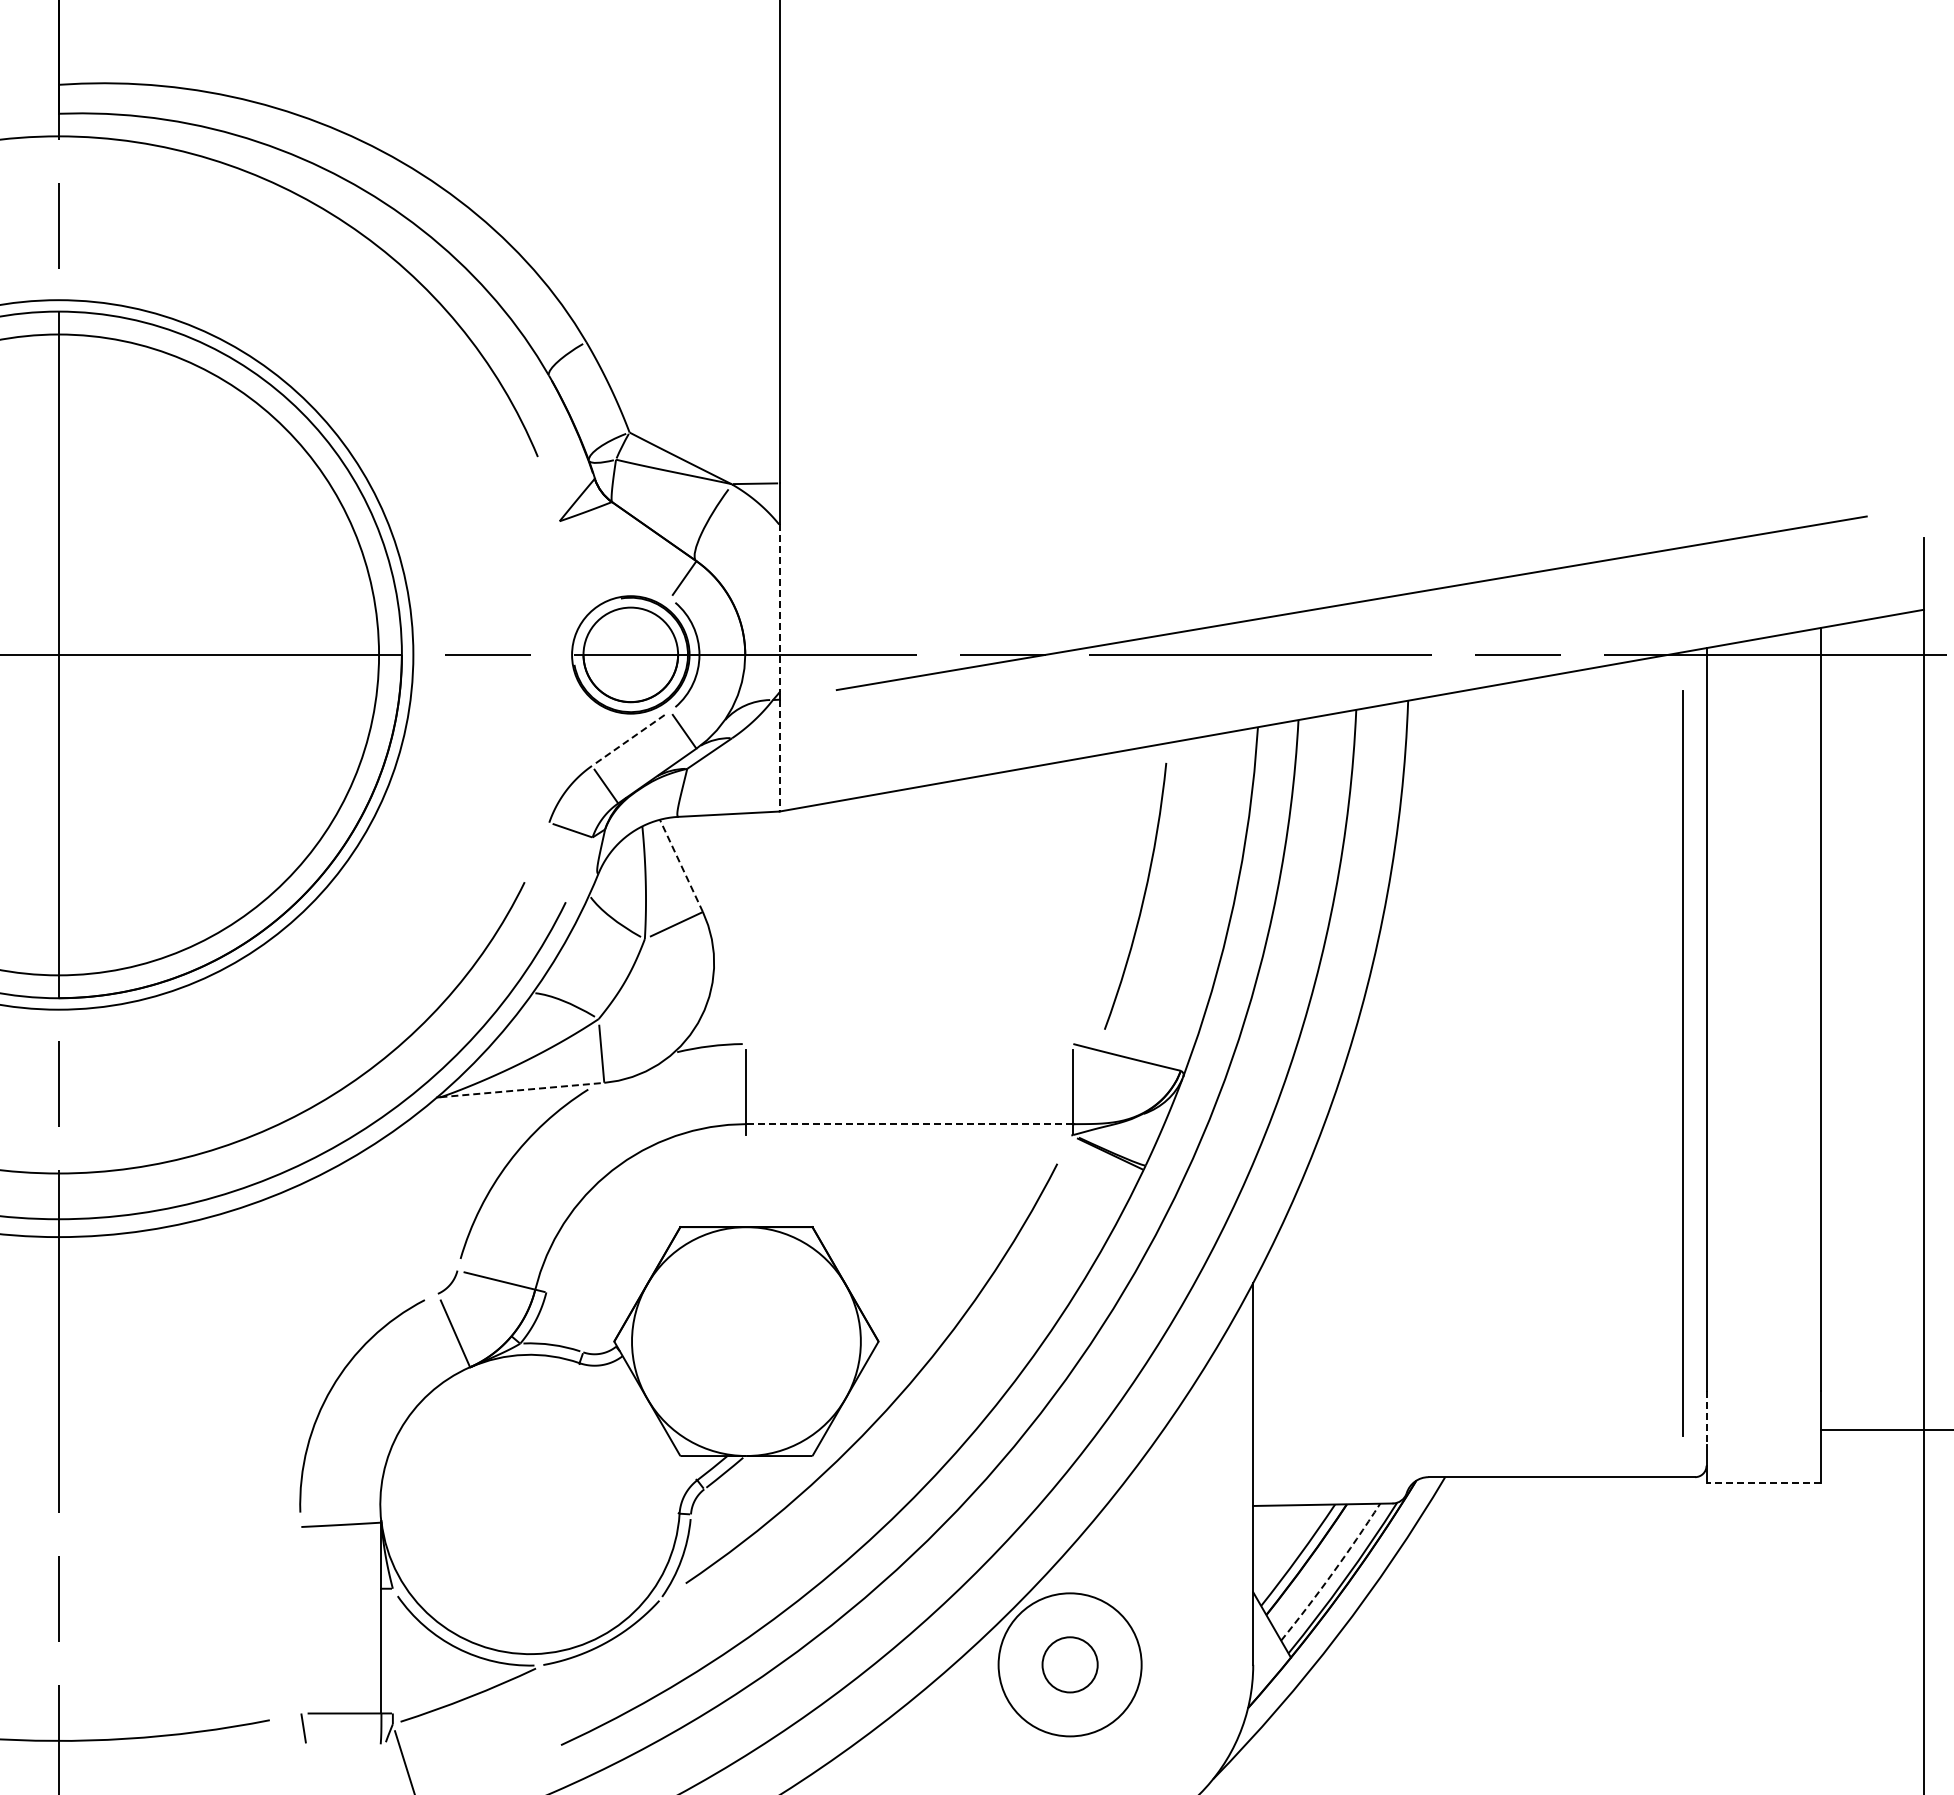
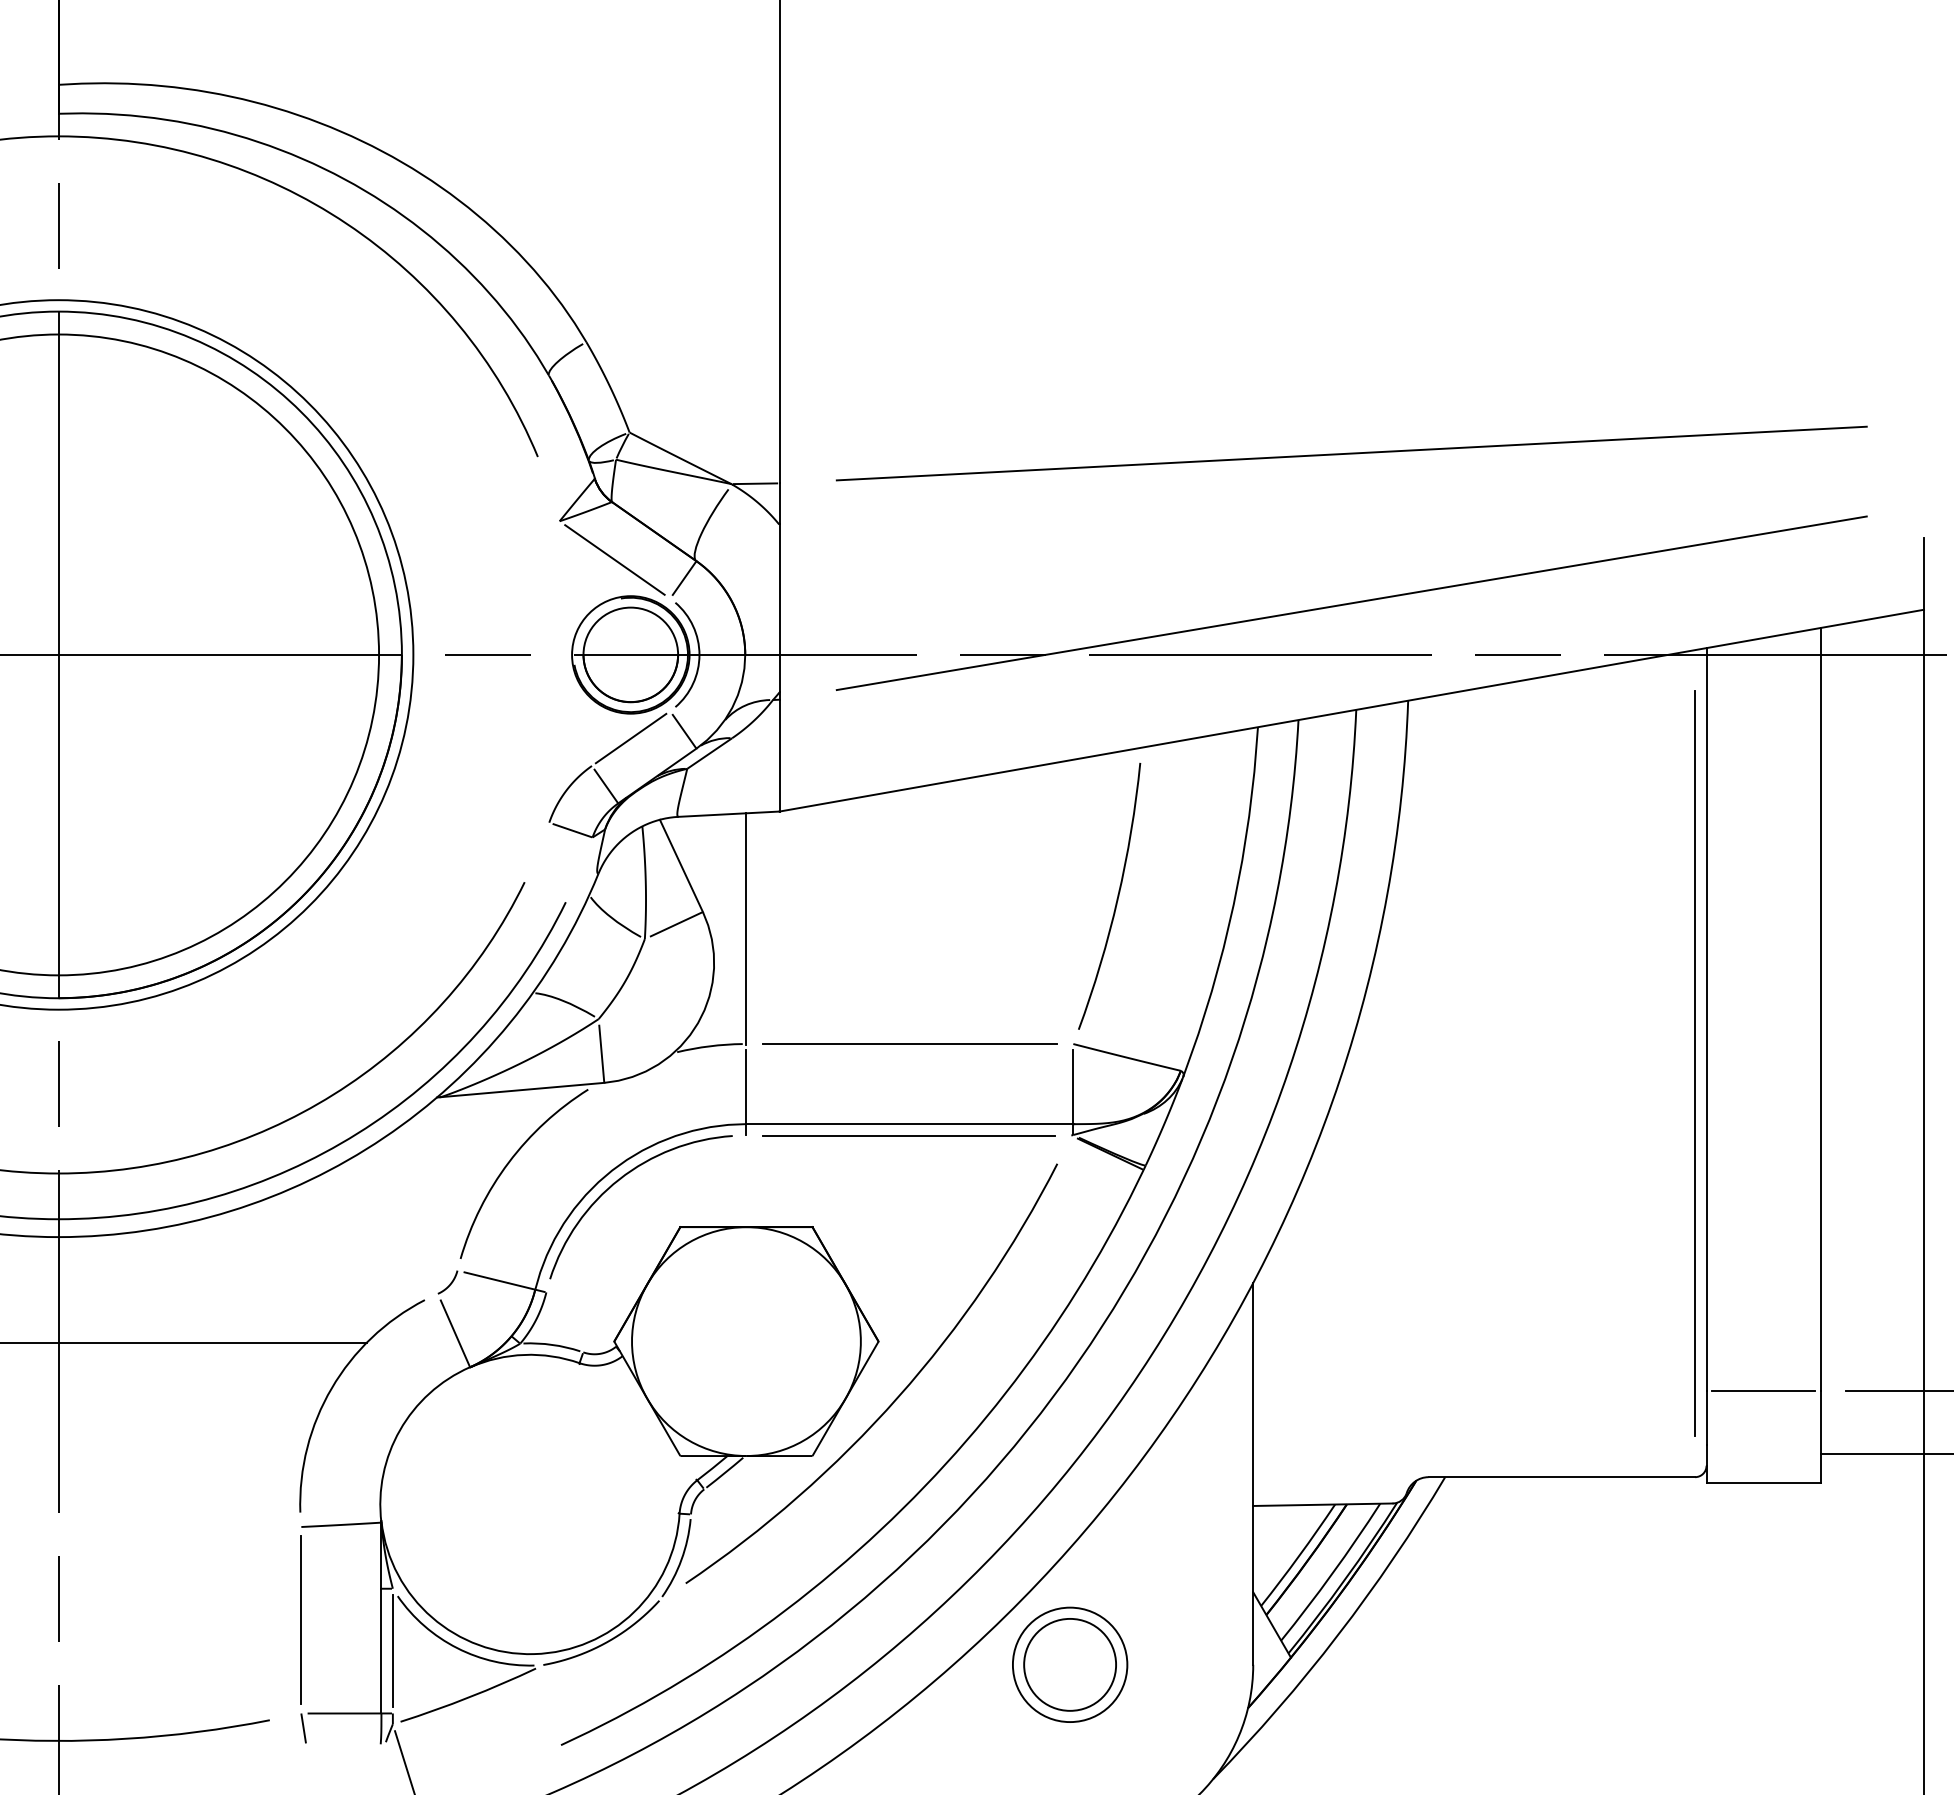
line: none -> present (1351, 453)
line: none -> present (614, 559)
line: dashed -> solid (779, 608)
line: dashed -> solid (631, 738)
line: dashed -> solid (779, 755)
line: dashed -> solid (681, 865)
arc position: (1142, 898) -> (1116, 898) (1116, 898)
line: none -> present (746, 929)
line: none -> present (909, 1044)
line position: (1682, 1063) -> (1694, 1063) (1694, 1063)
line: dashed -> solid (522, 1090)
line: dashed -> solid (909, 1124)
line: none -> present (908, 1135)
arc: none -> present (621, 1179)
line: none -> present (184, 1342)
line: none -> present (1763, 1391)
line: none -> present (1898, 1391)
line: dashed -> solid (1706, 1418)
line position: (1885, 1430) -> (1885, 1454) (1885, 1454)
line: dashed -> solid (1763, 1482)
arc: dashed -> solid (1332, 1573)
line: none -> present (301, 1620)
line: none -> present (392, 1650)
circle diameter: 143 px -> 114 px (1069, 1664)
circle diameter: 55 px -> 92 px (1070, 1664)
